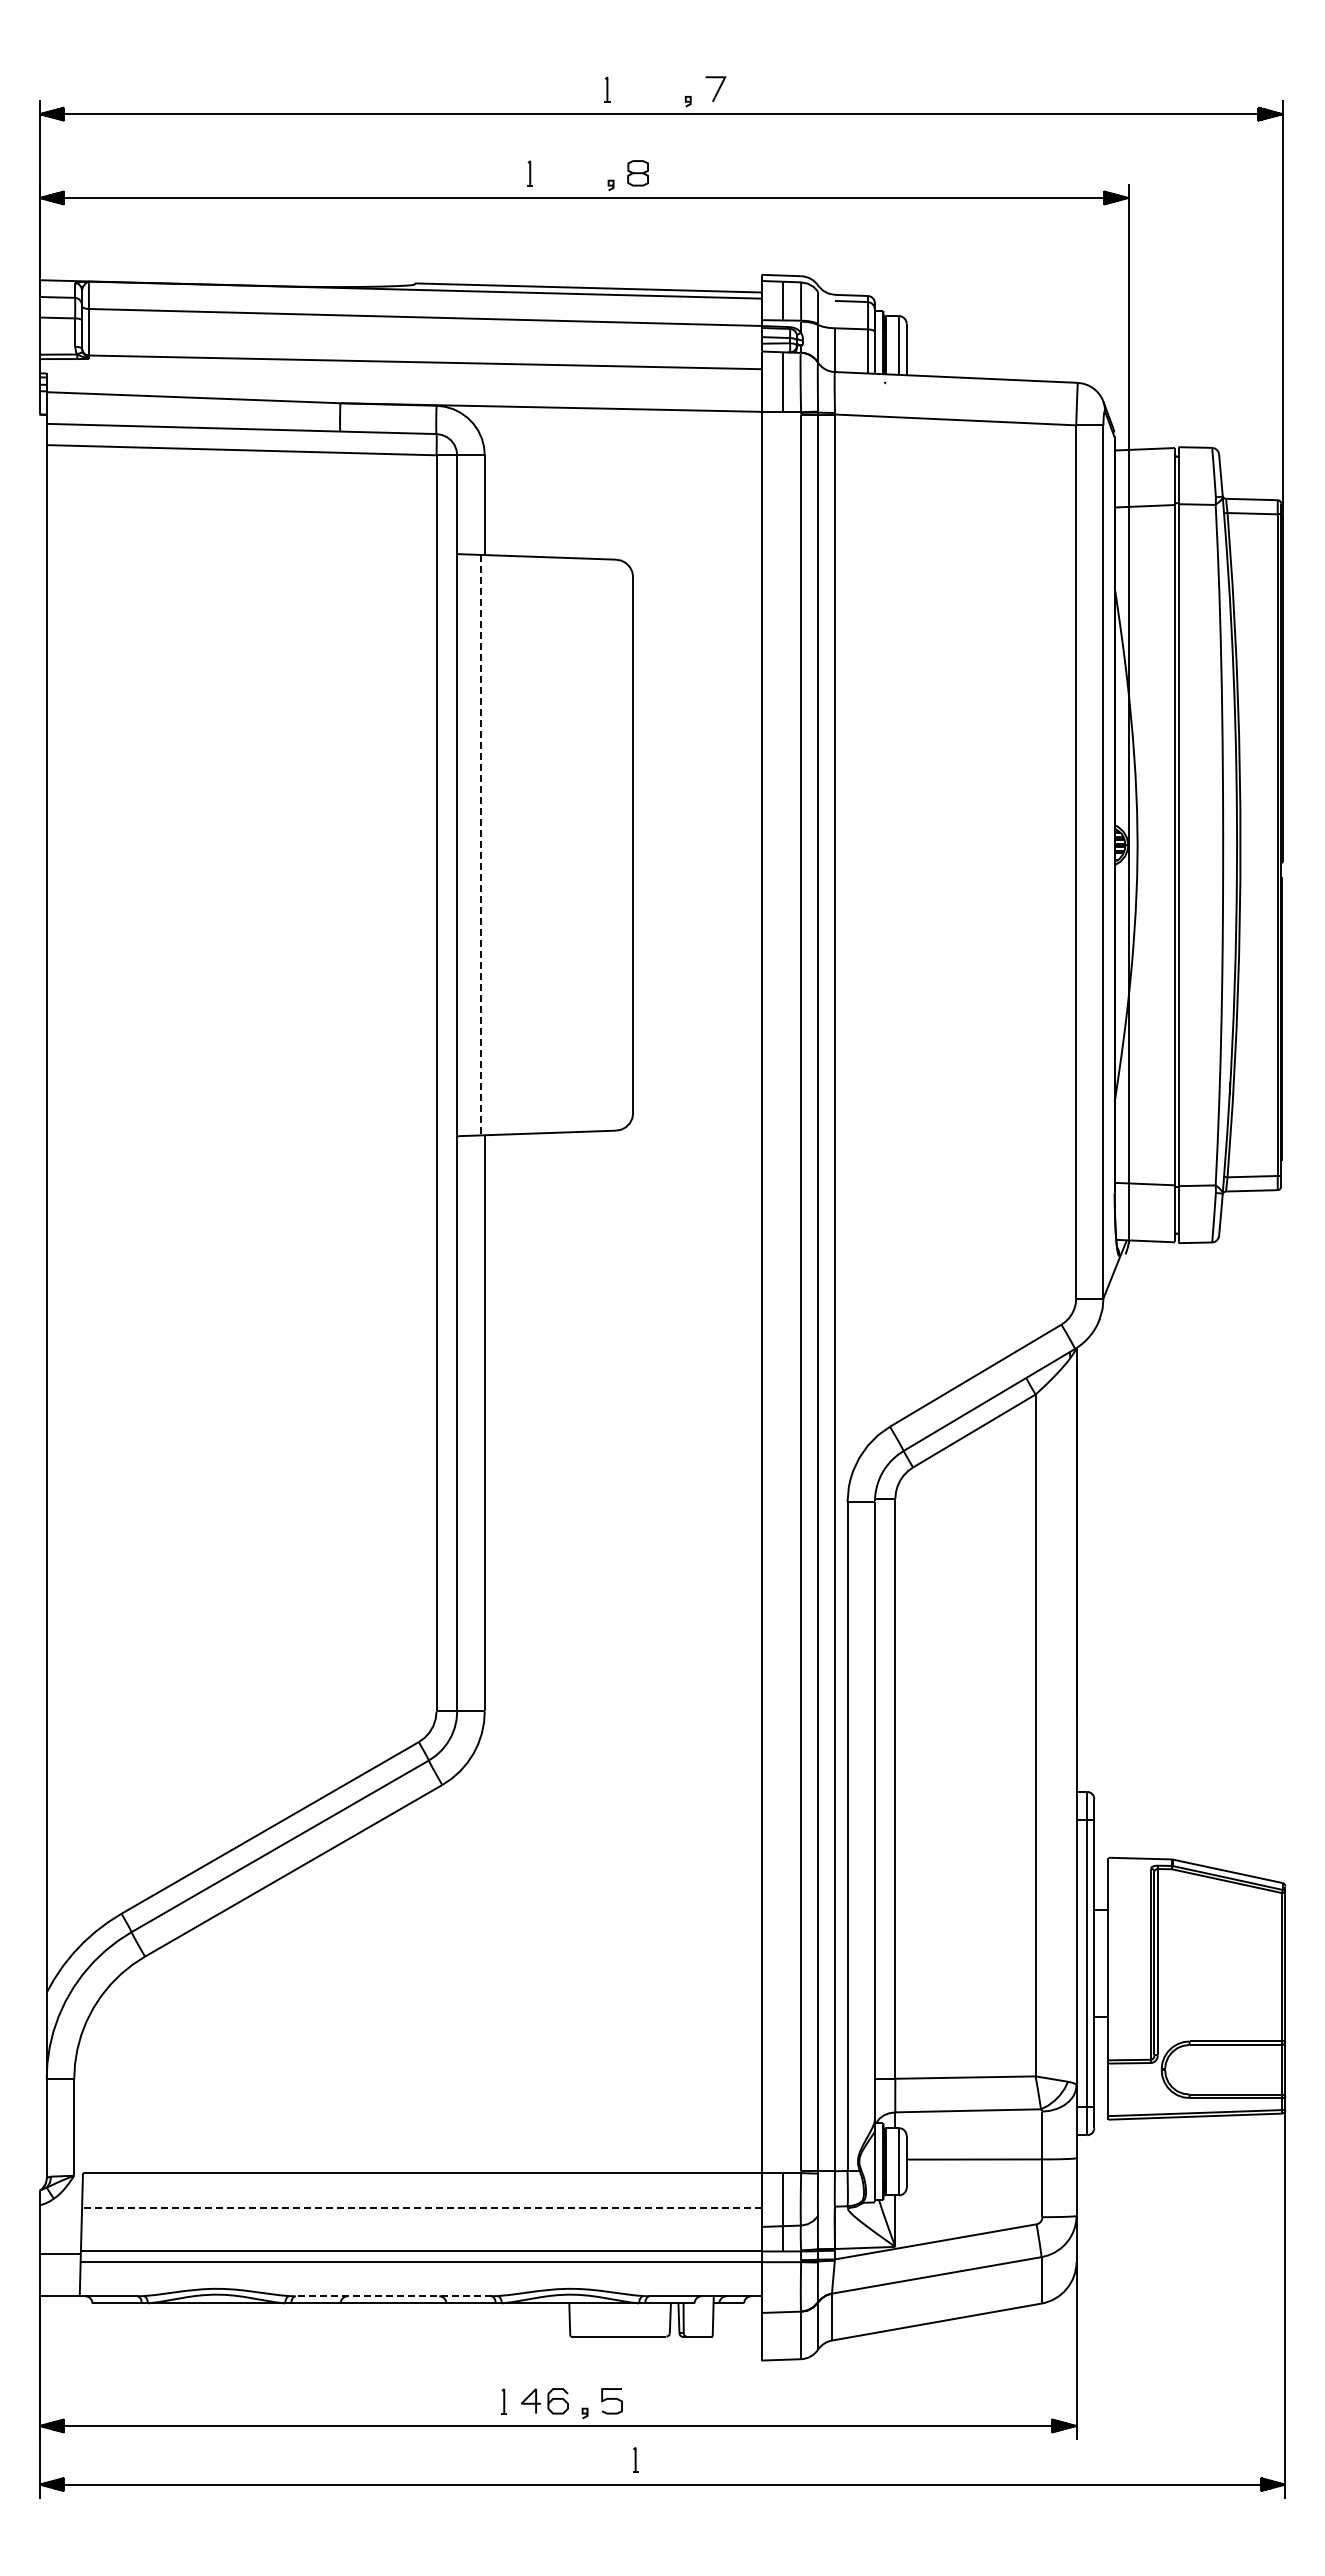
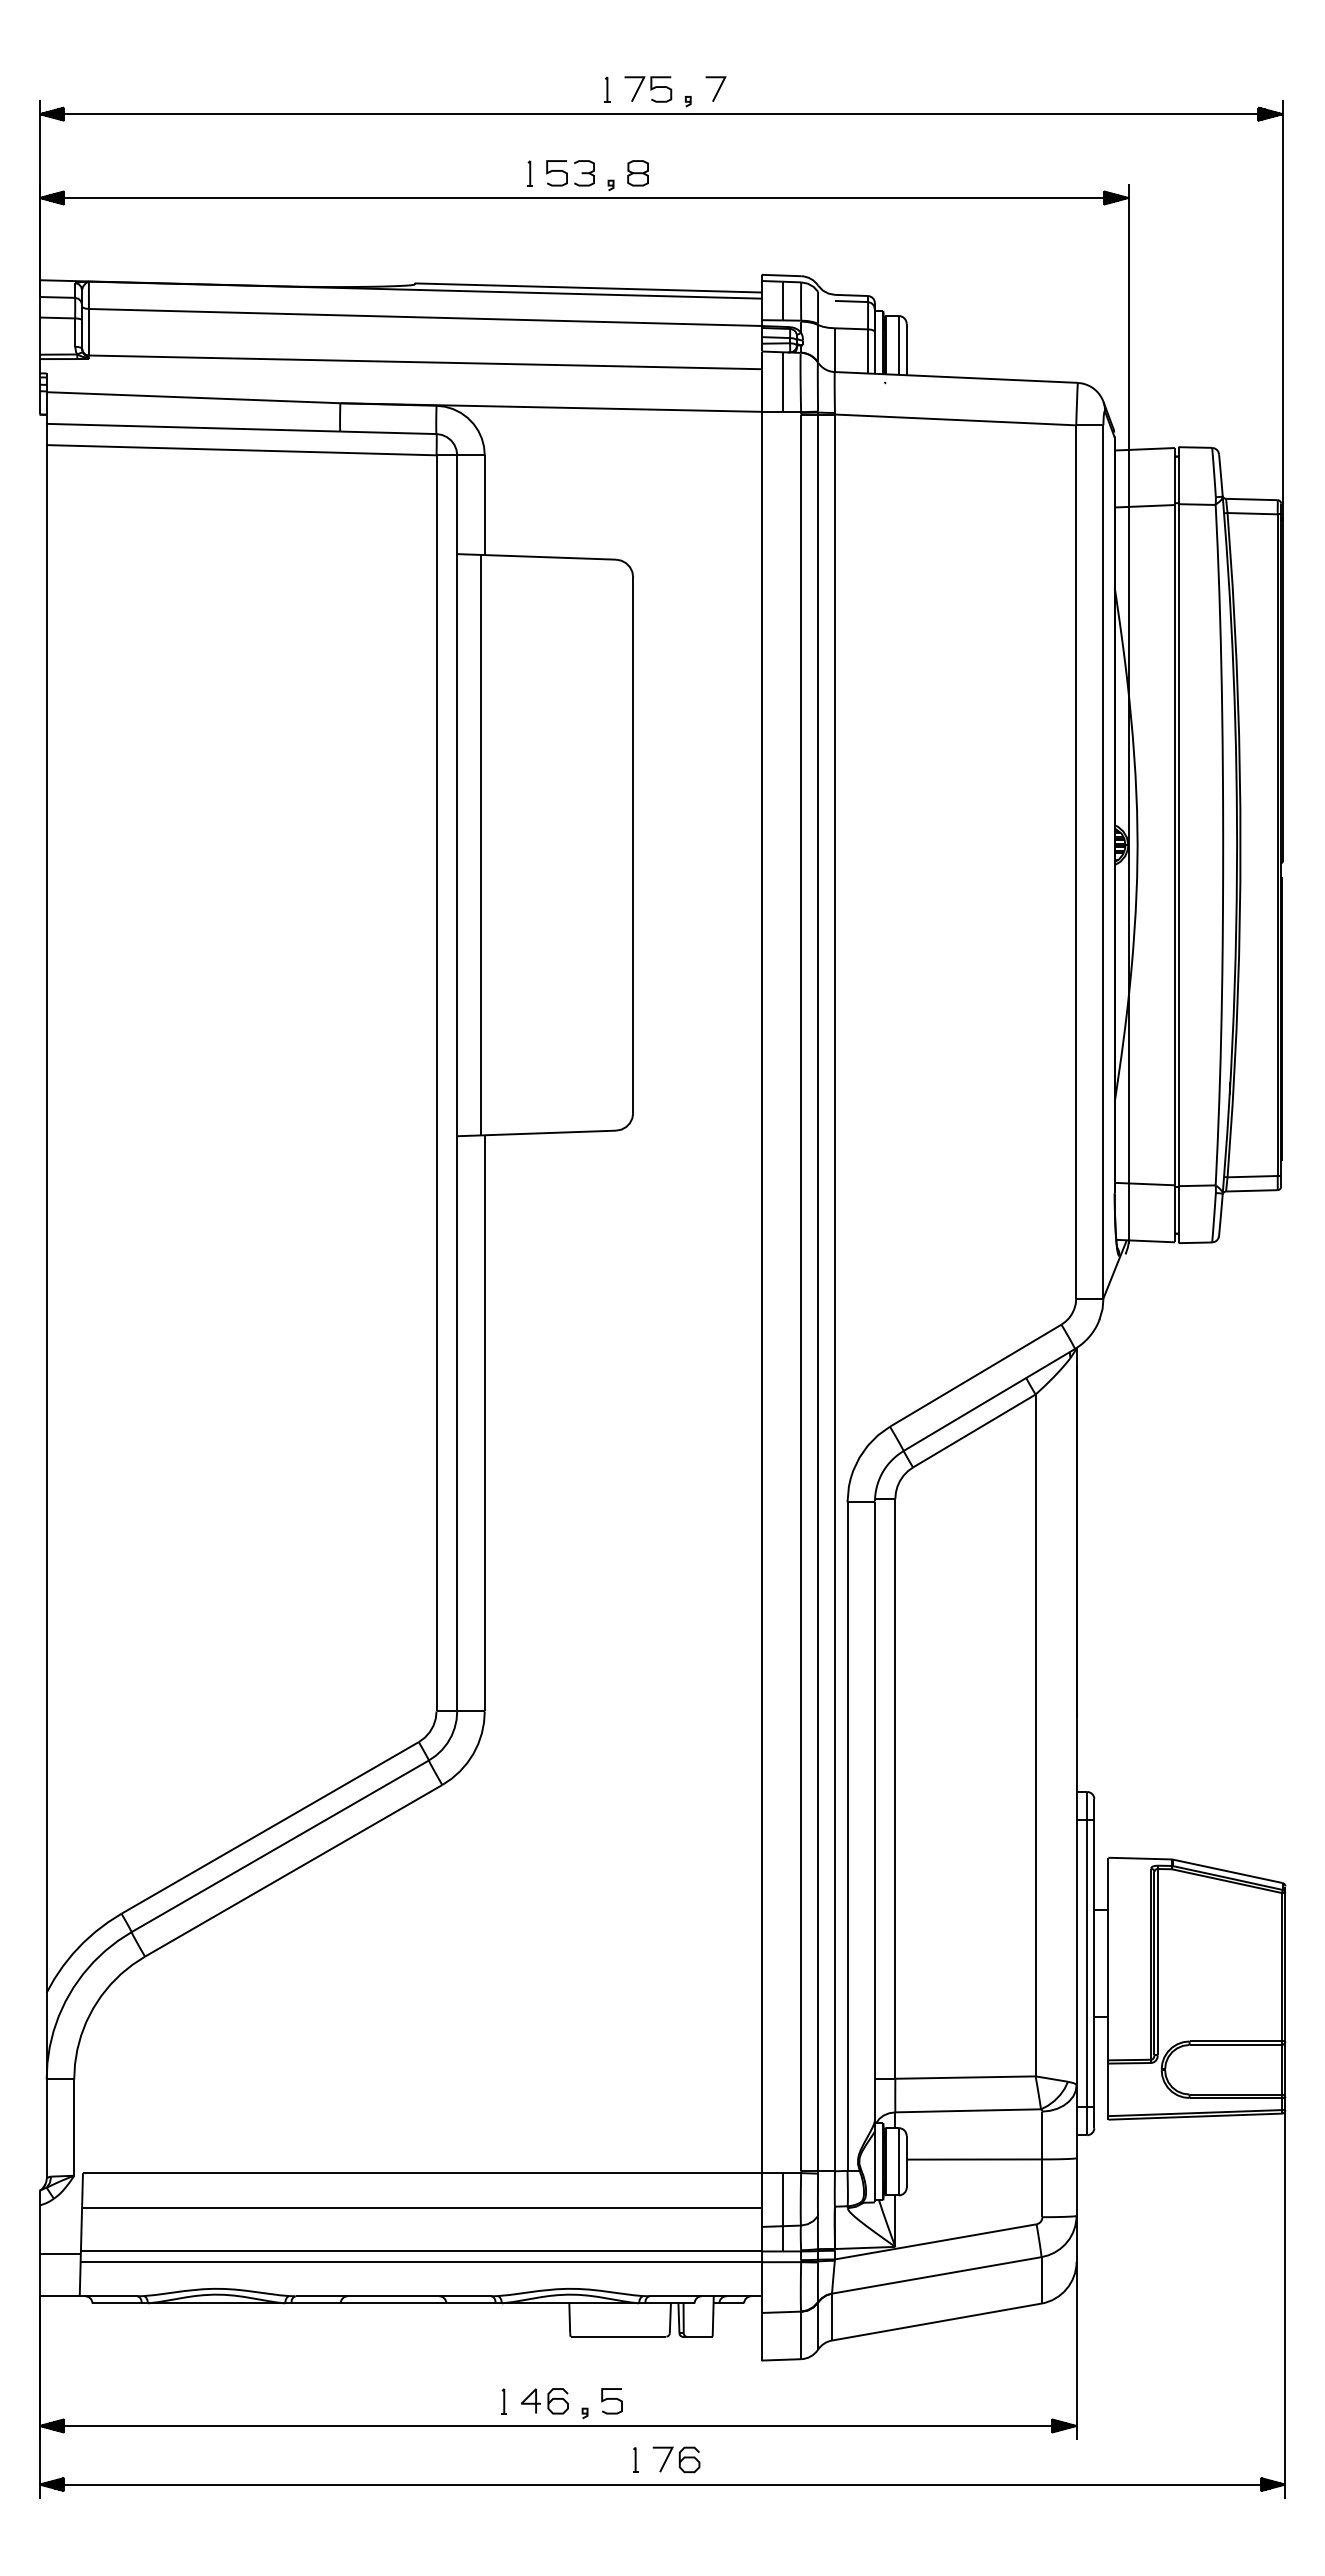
part: none -> present (648, 89)
part: none -> present (570, 173)
line: dashed -> solid (481, 845)
line: dashed -> solid (421, 2208)
line: dashed -> solid (393, 2296)
part: none -> present (676, 2459)
